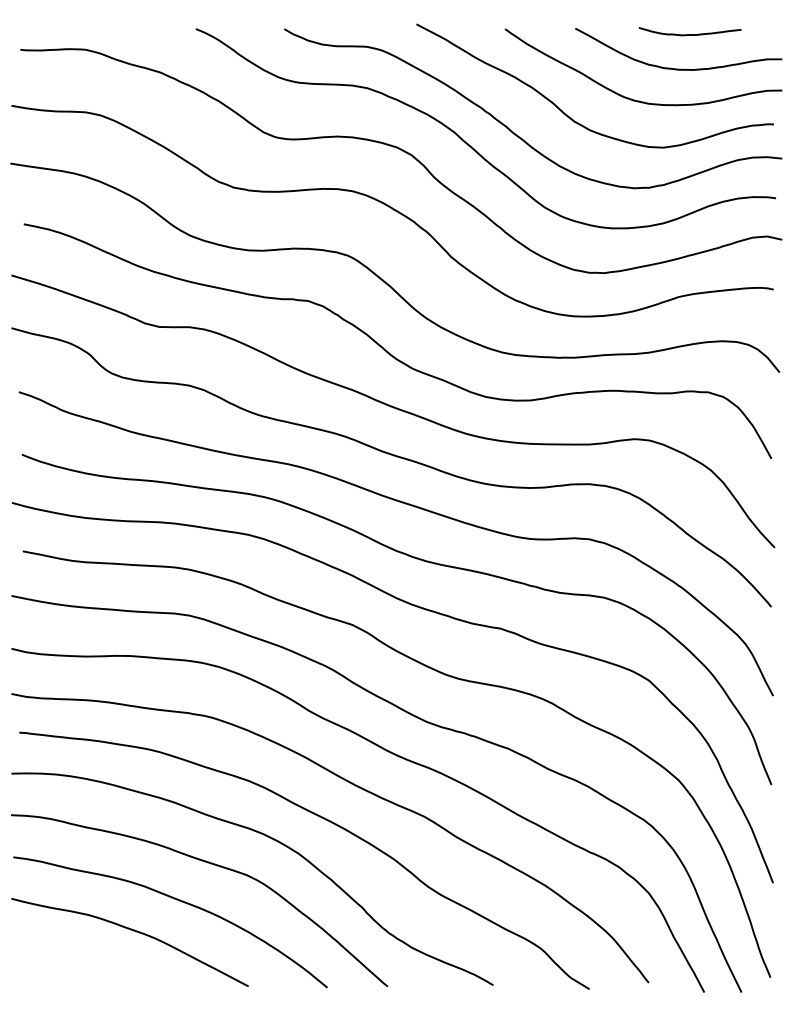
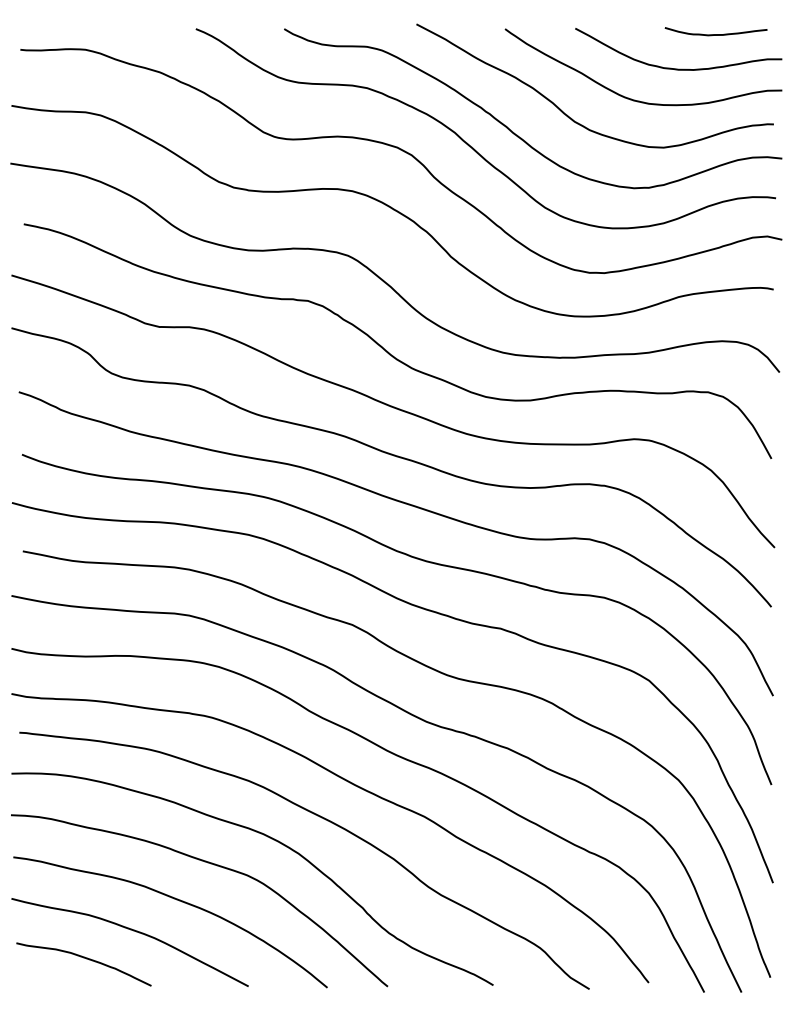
curve position: (689, 34) -> (715, 34) (715, 34)
curve: none -> present (86, 959)
